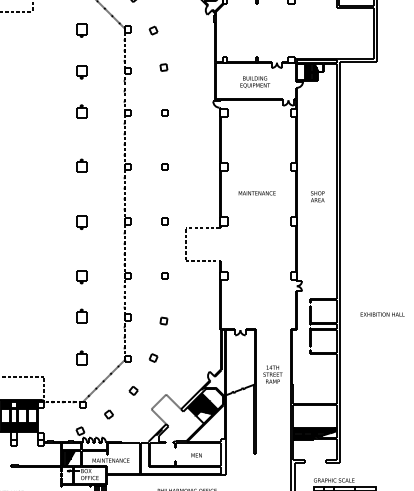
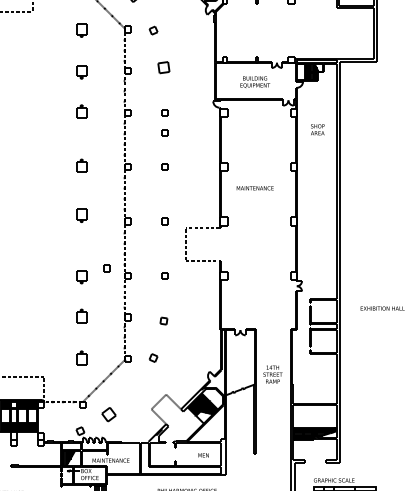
part size: 10x9 px -> 14x14 px (163, 67)
part: none -> present (164, 132)
text position: (256, 193) -> (254, 188) (254, 188)
text position: (317, 196) -> (317, 129) (317, 129)
part position: (81, 222) -> (81, 215) (81, 215)
part: none -> present (106, 268)
text position: (382, 314) -> (382, 308) (382, 308)
part: present -> none (133, 390)
part size: 10x11 px -> 16x16 px (108, 414)
text position: (196, 455) -> (203, 455) (203, 455)
